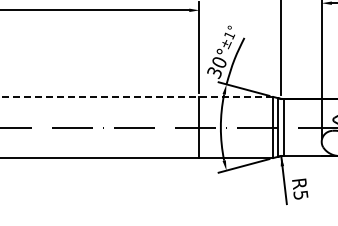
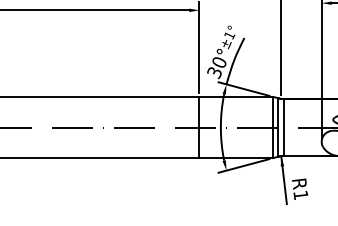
line: dashed -> solid (136, 96)
text: R5 -> R1 (300, 194)
